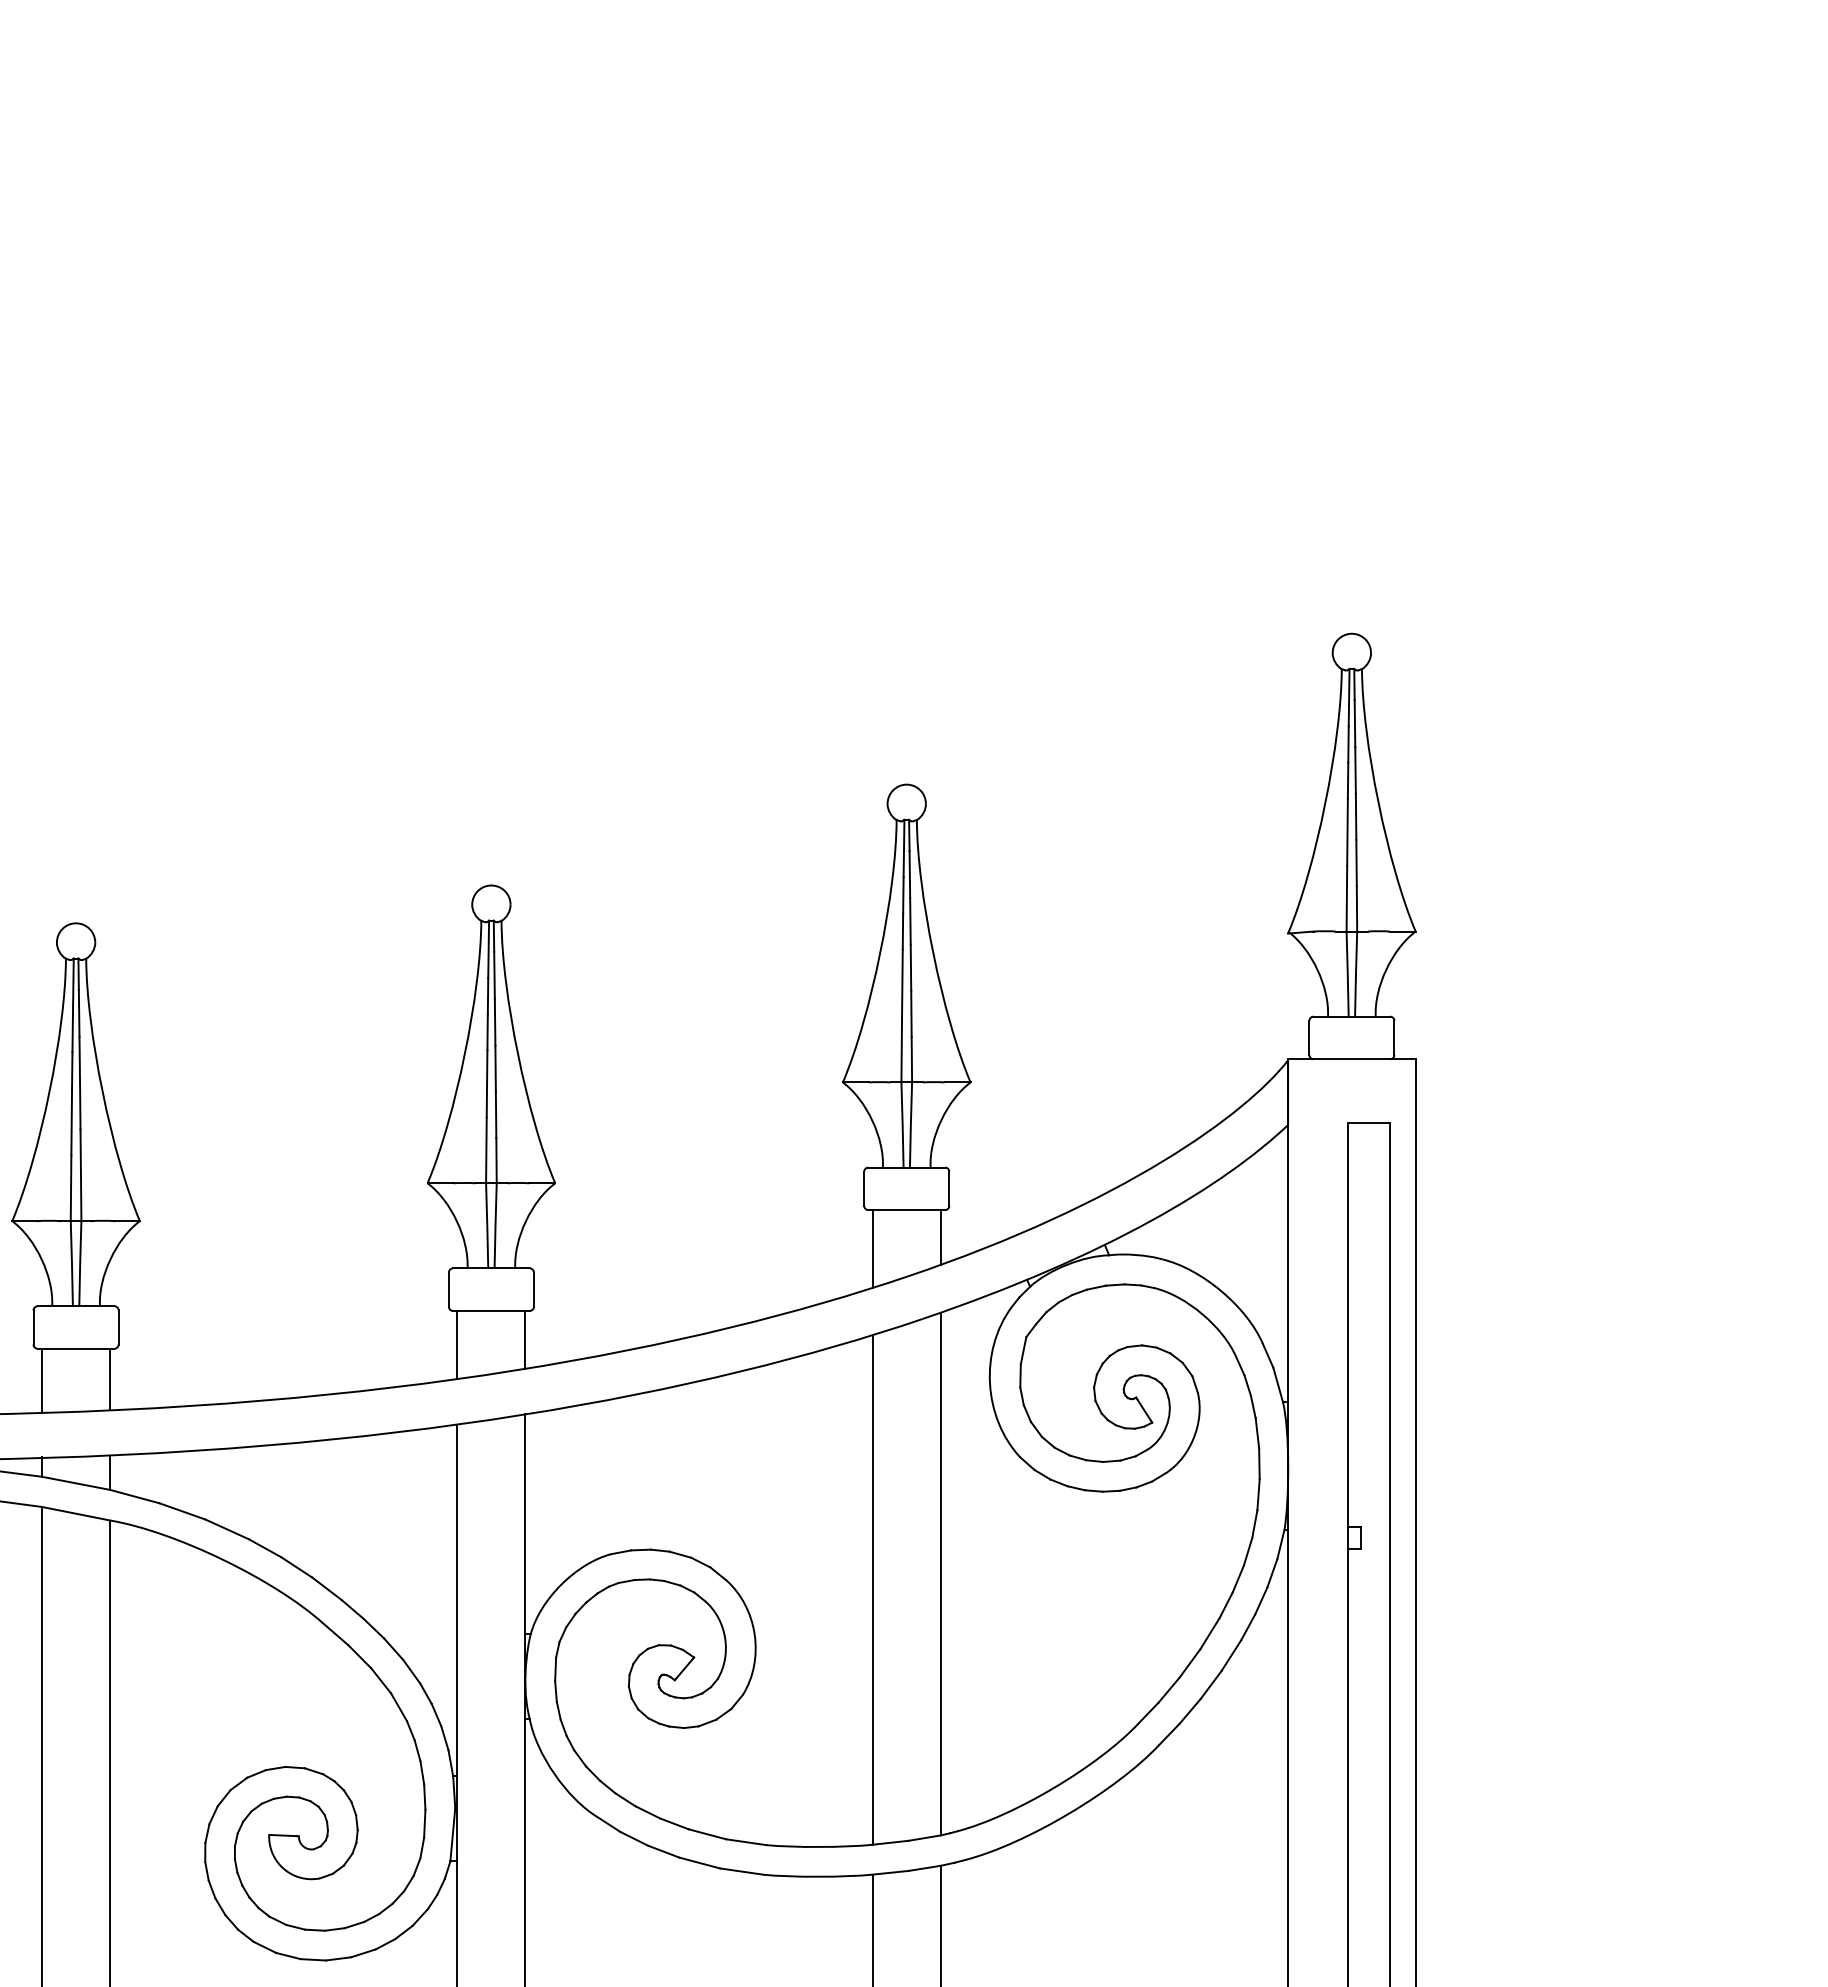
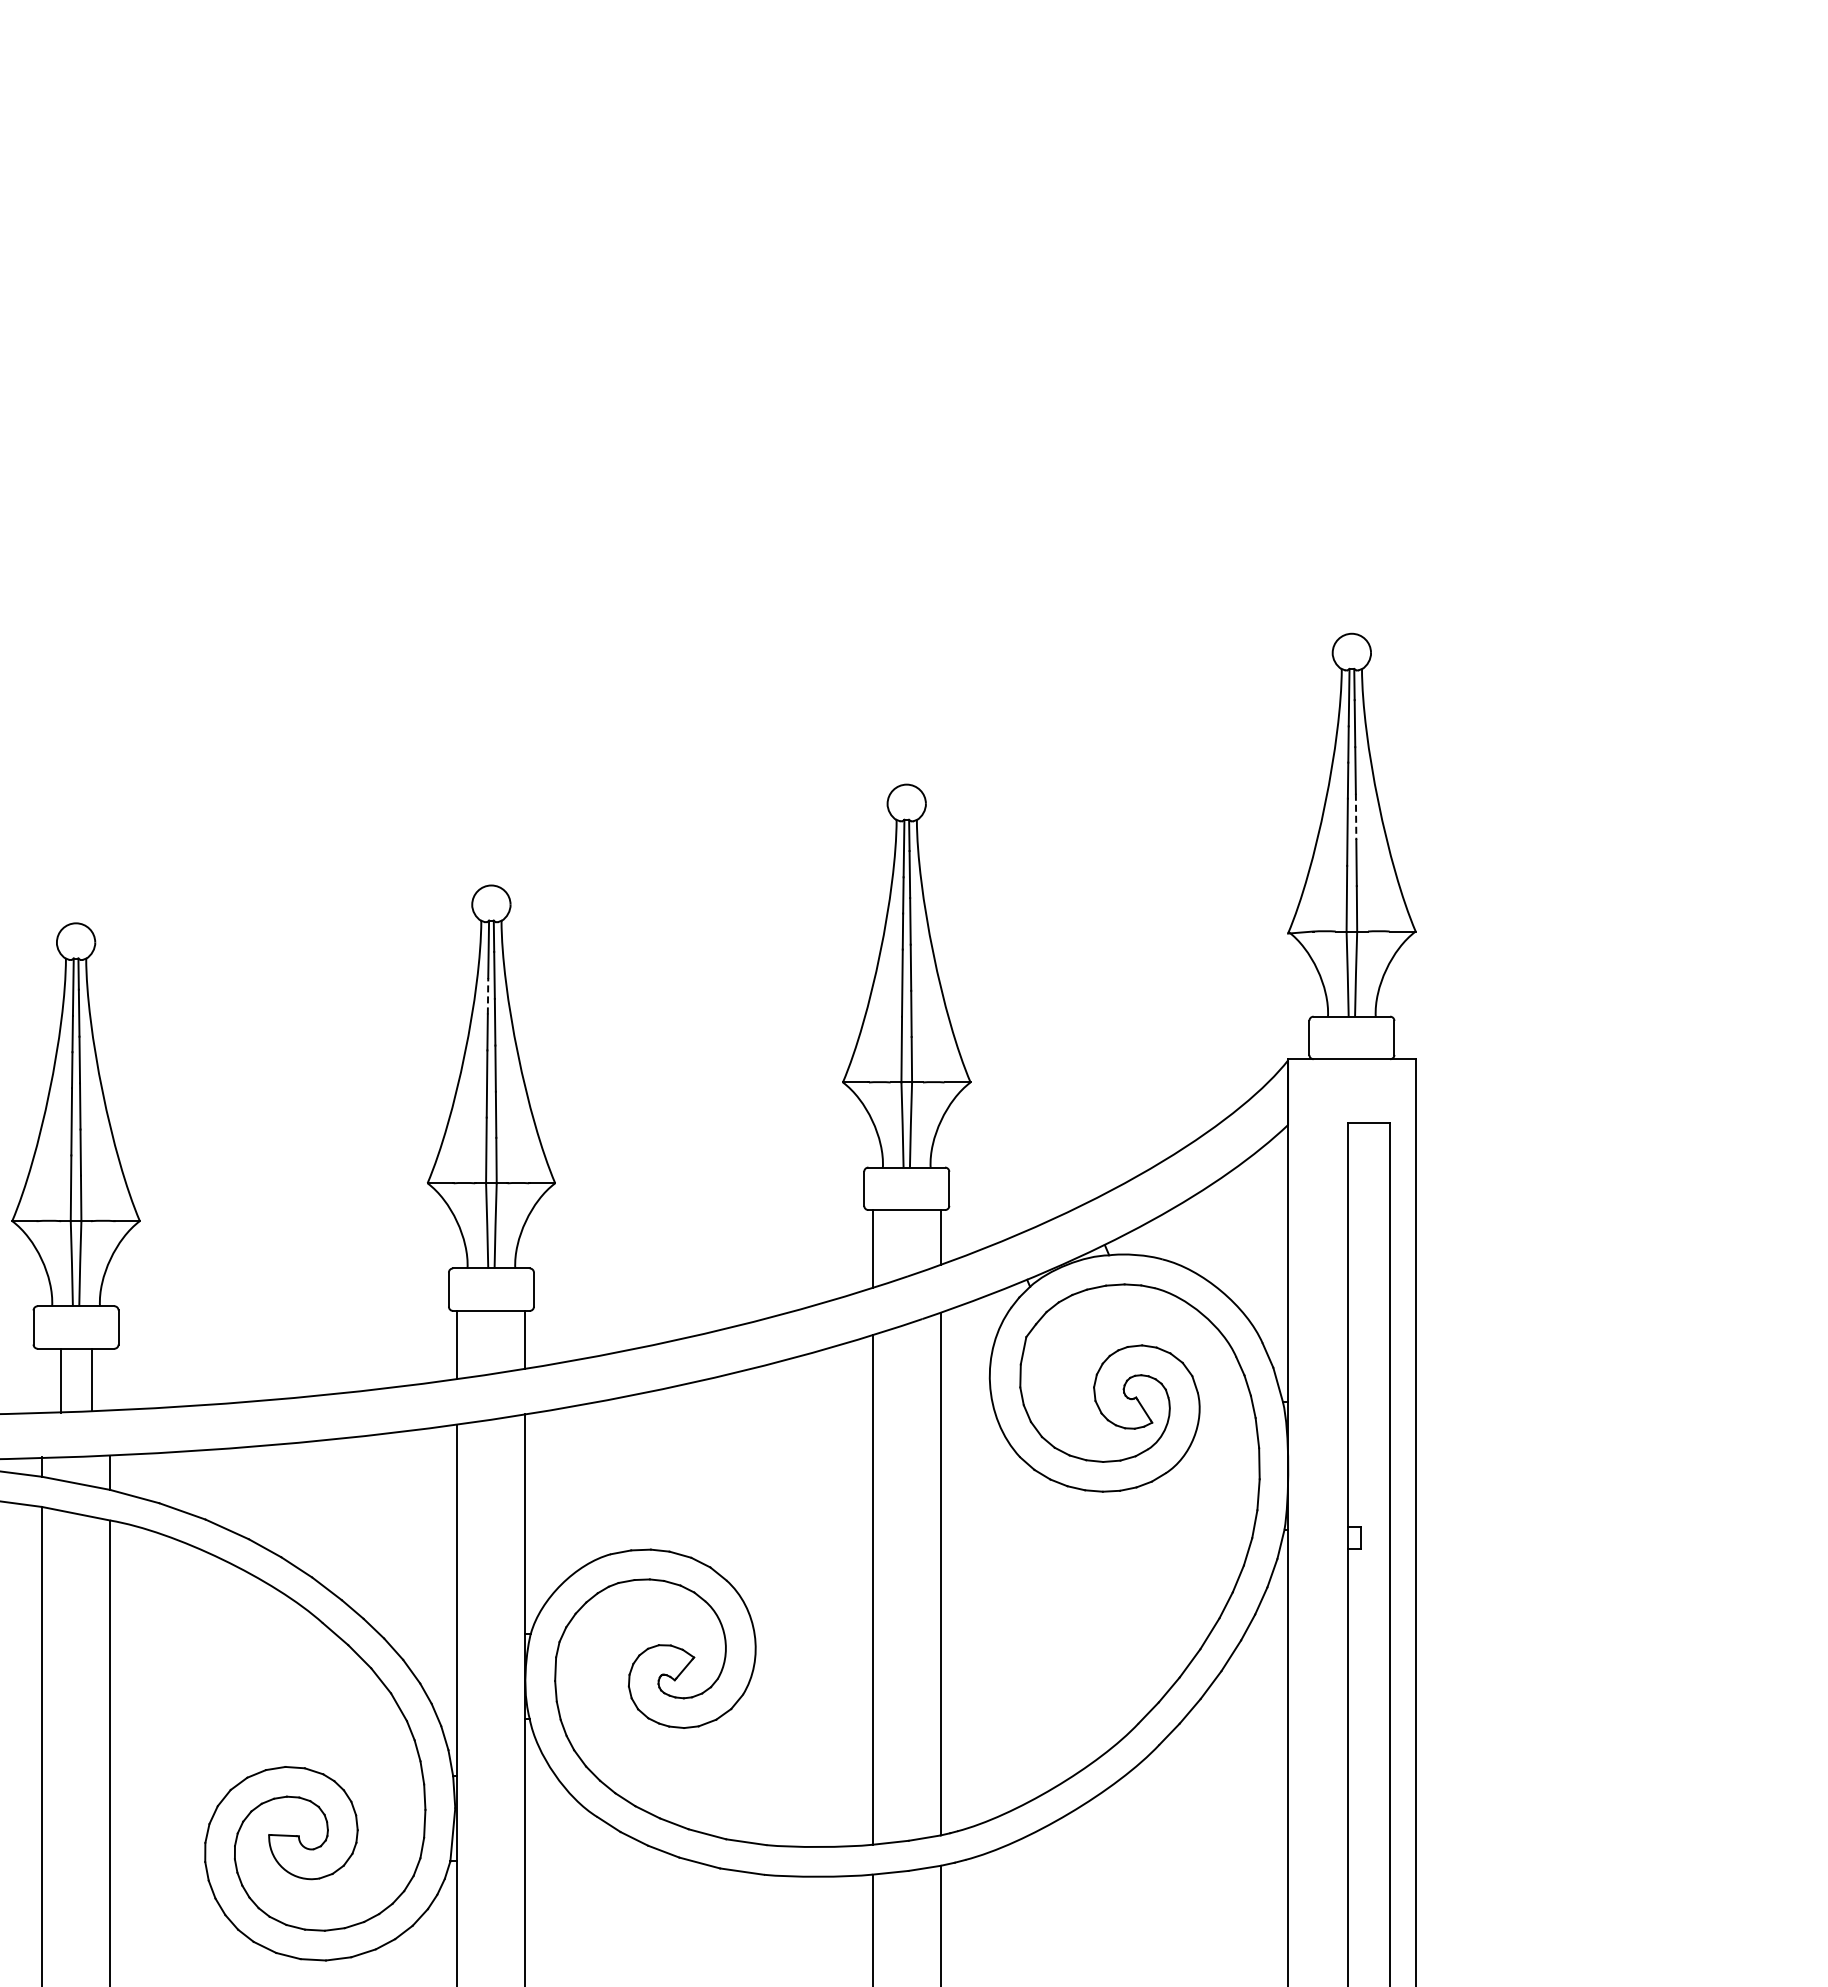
line: solid -> dashed (1356, 817)
line: solid -> dashed (488, 995)
line position: (110, 1378) -> (92, 1378) (92, 1378)
line position: (42, 1380) -> (61, 1380) (61, 1380)
